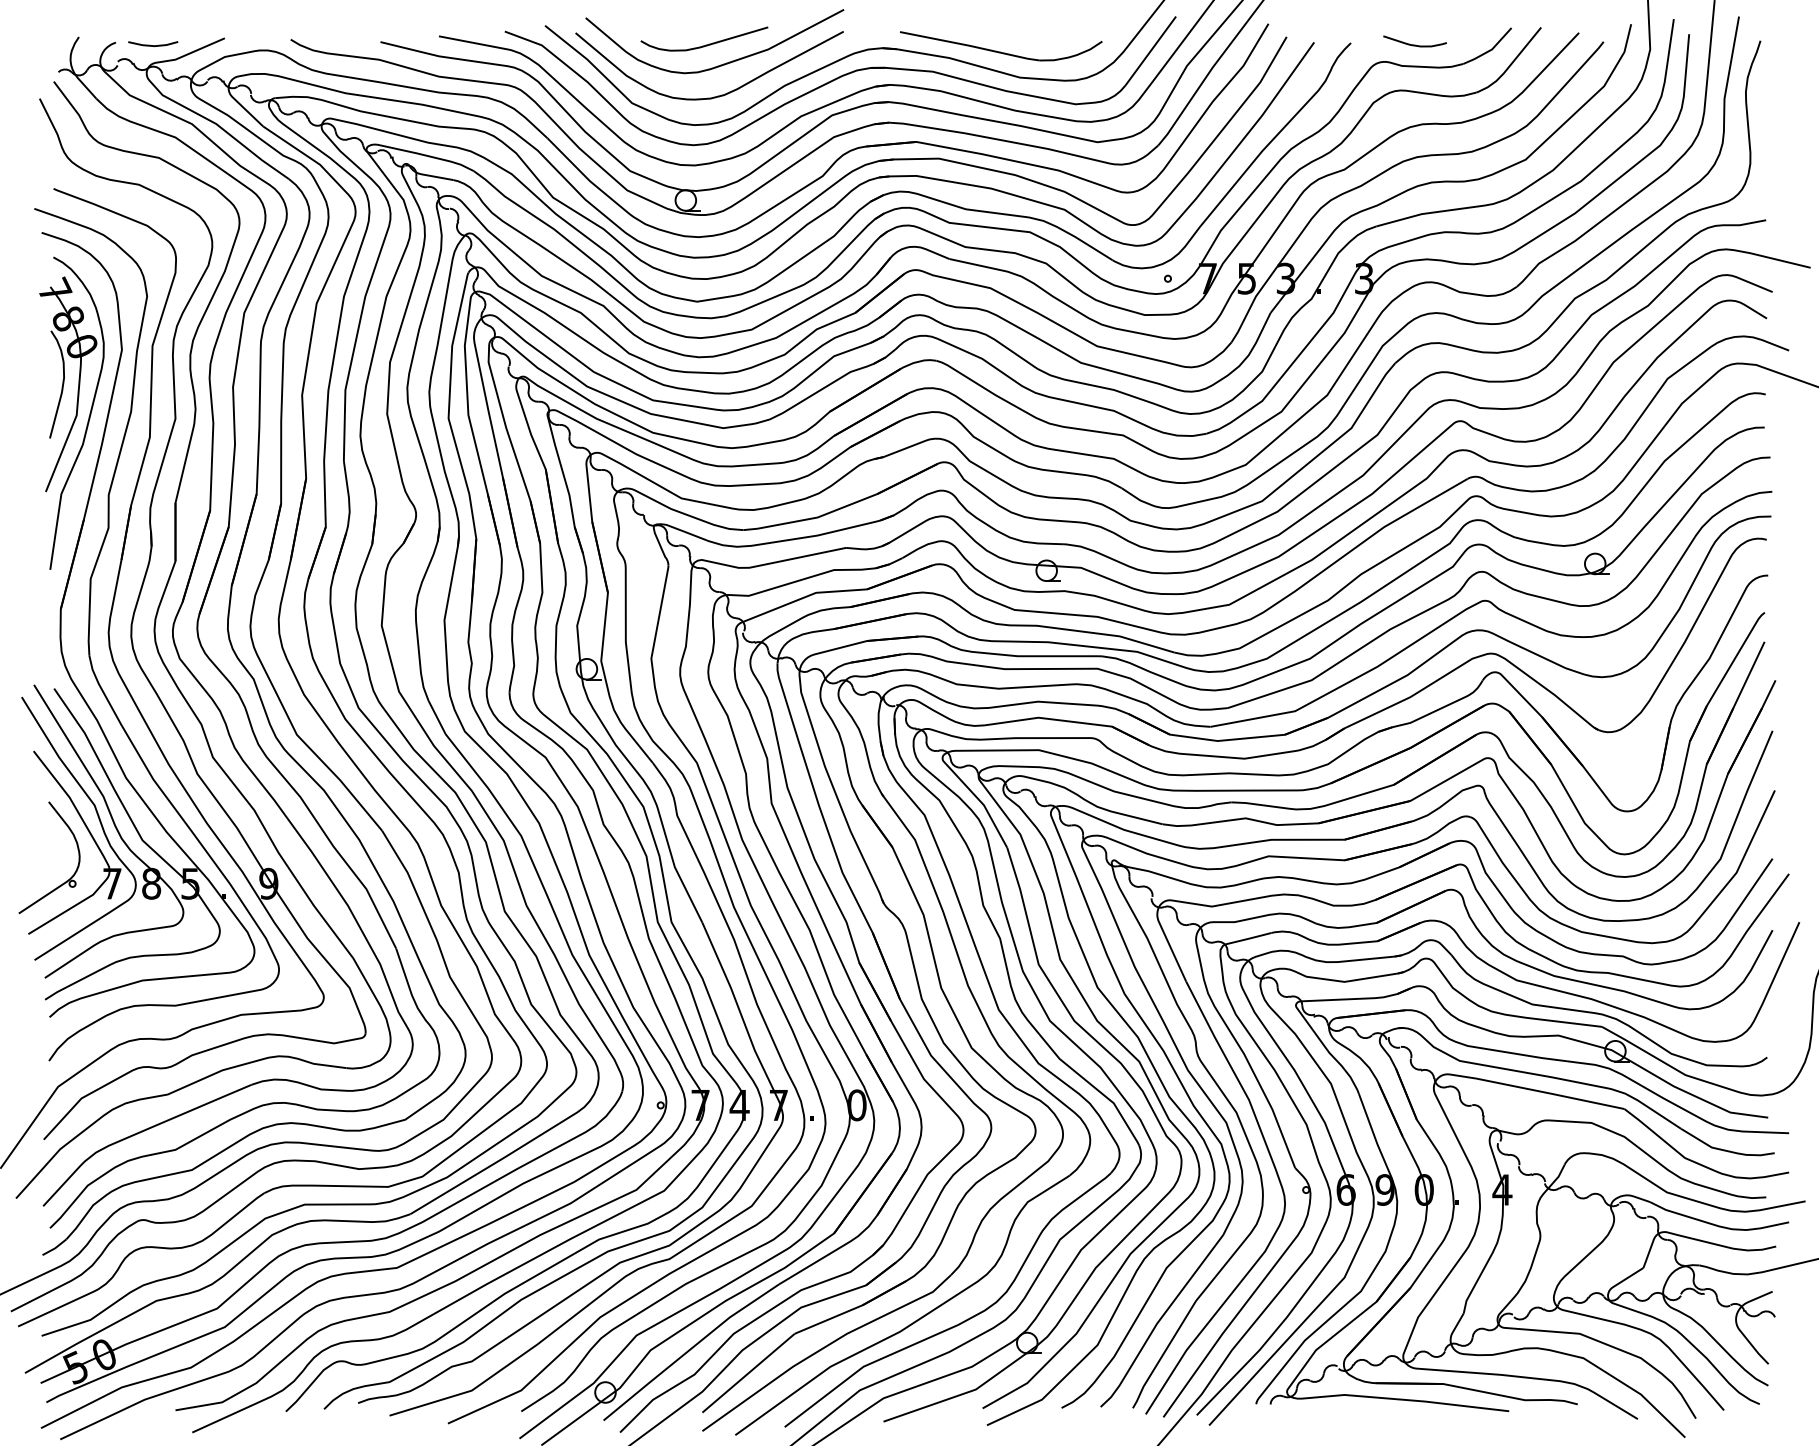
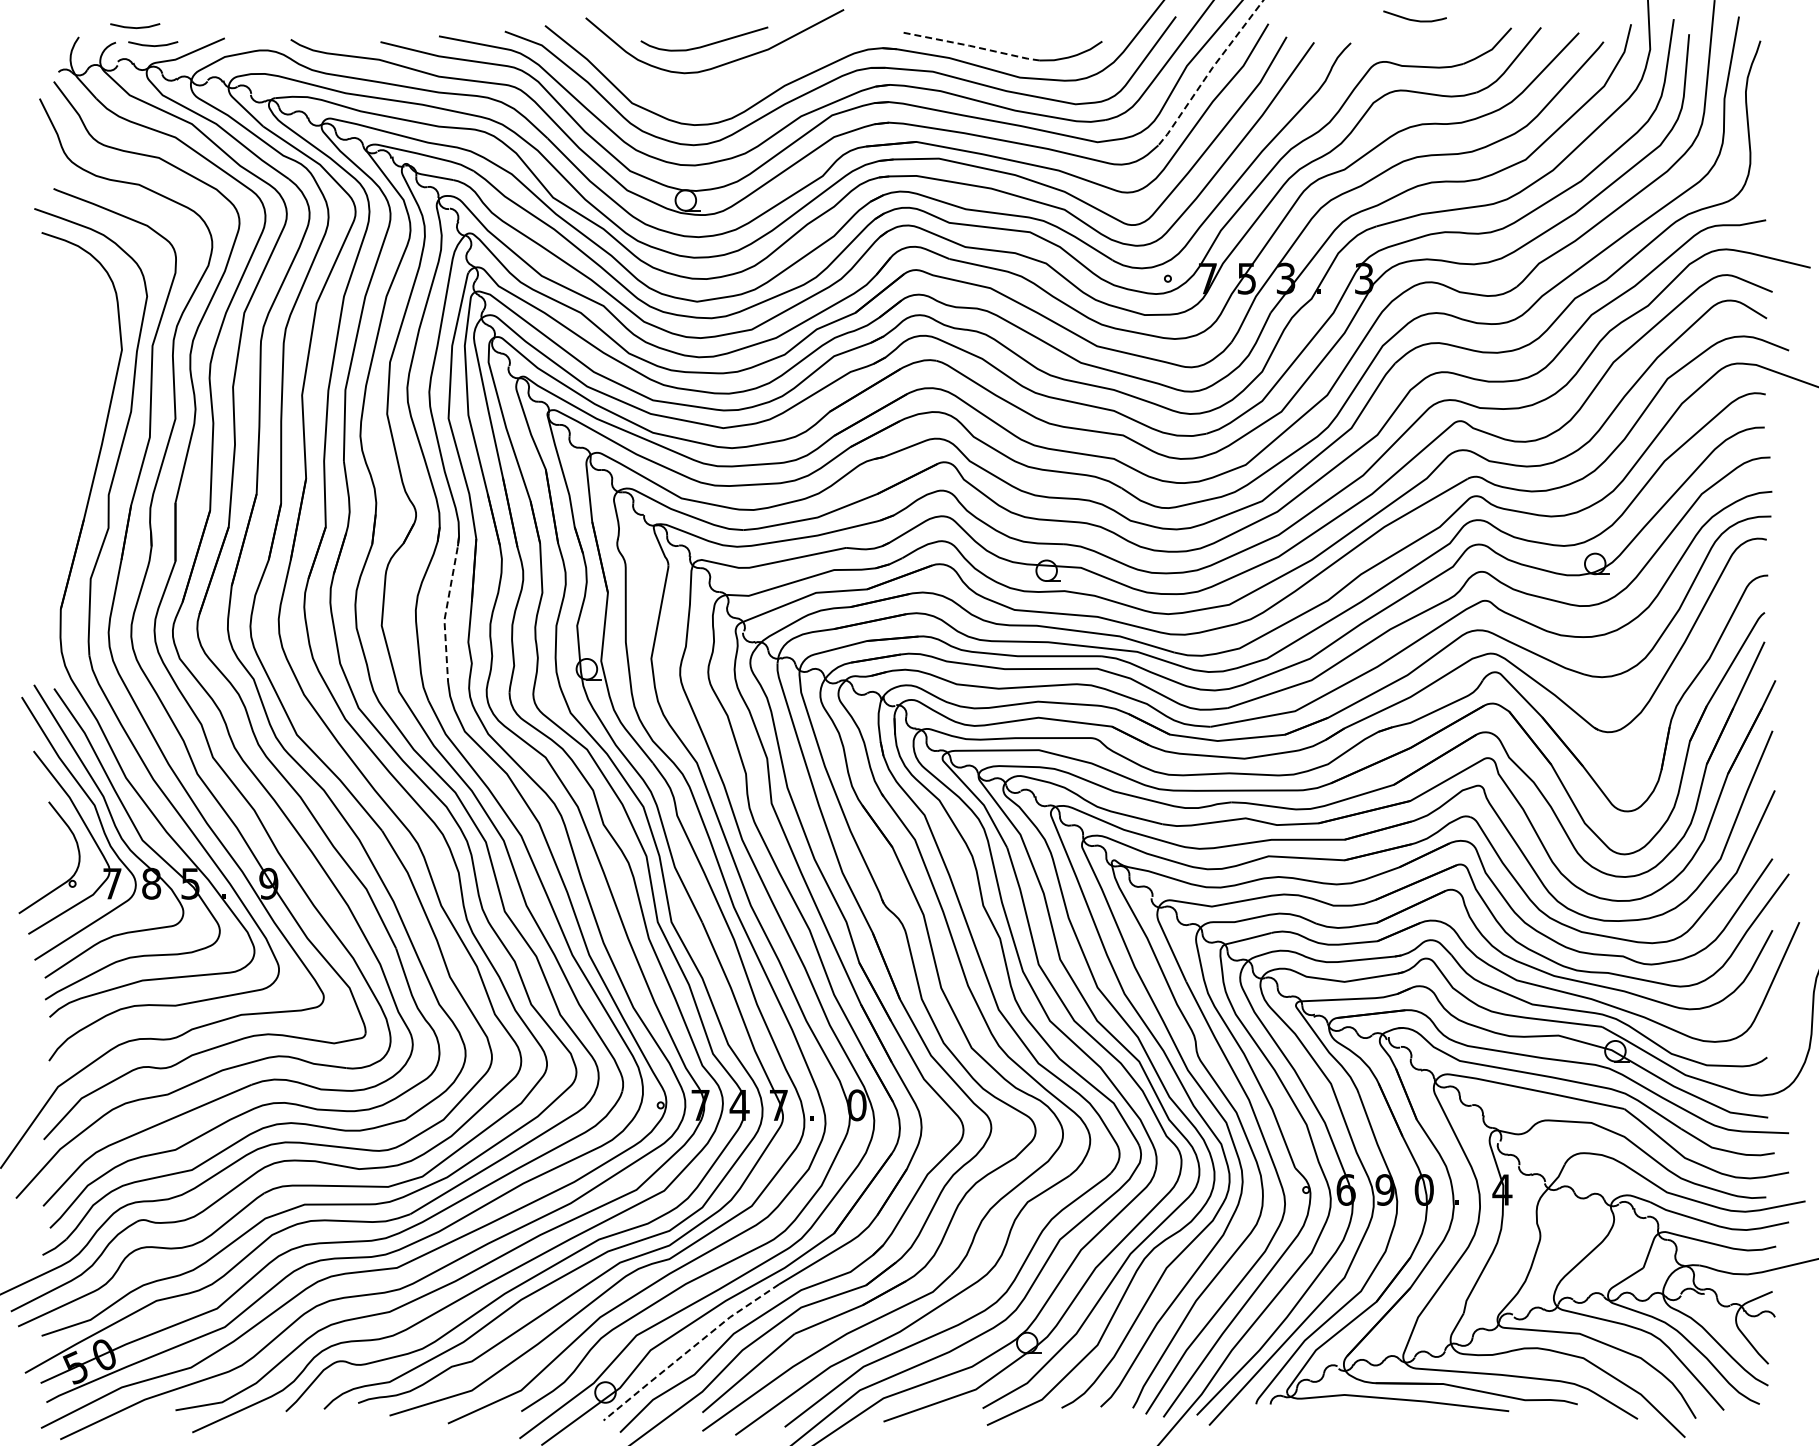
curve: none -> present (135, 27)
curve position: (1414, 44) -> (1414, 19) (1414, 19)
line: solid -> dashed (970, 45)
line: solid -> dashed (1209, 72)
curve: present -> none (717, 95)
part: present -> none (71, 412)
line: solid -> dashed (446, 608)
line: solid -> dashed (689, 1349)
